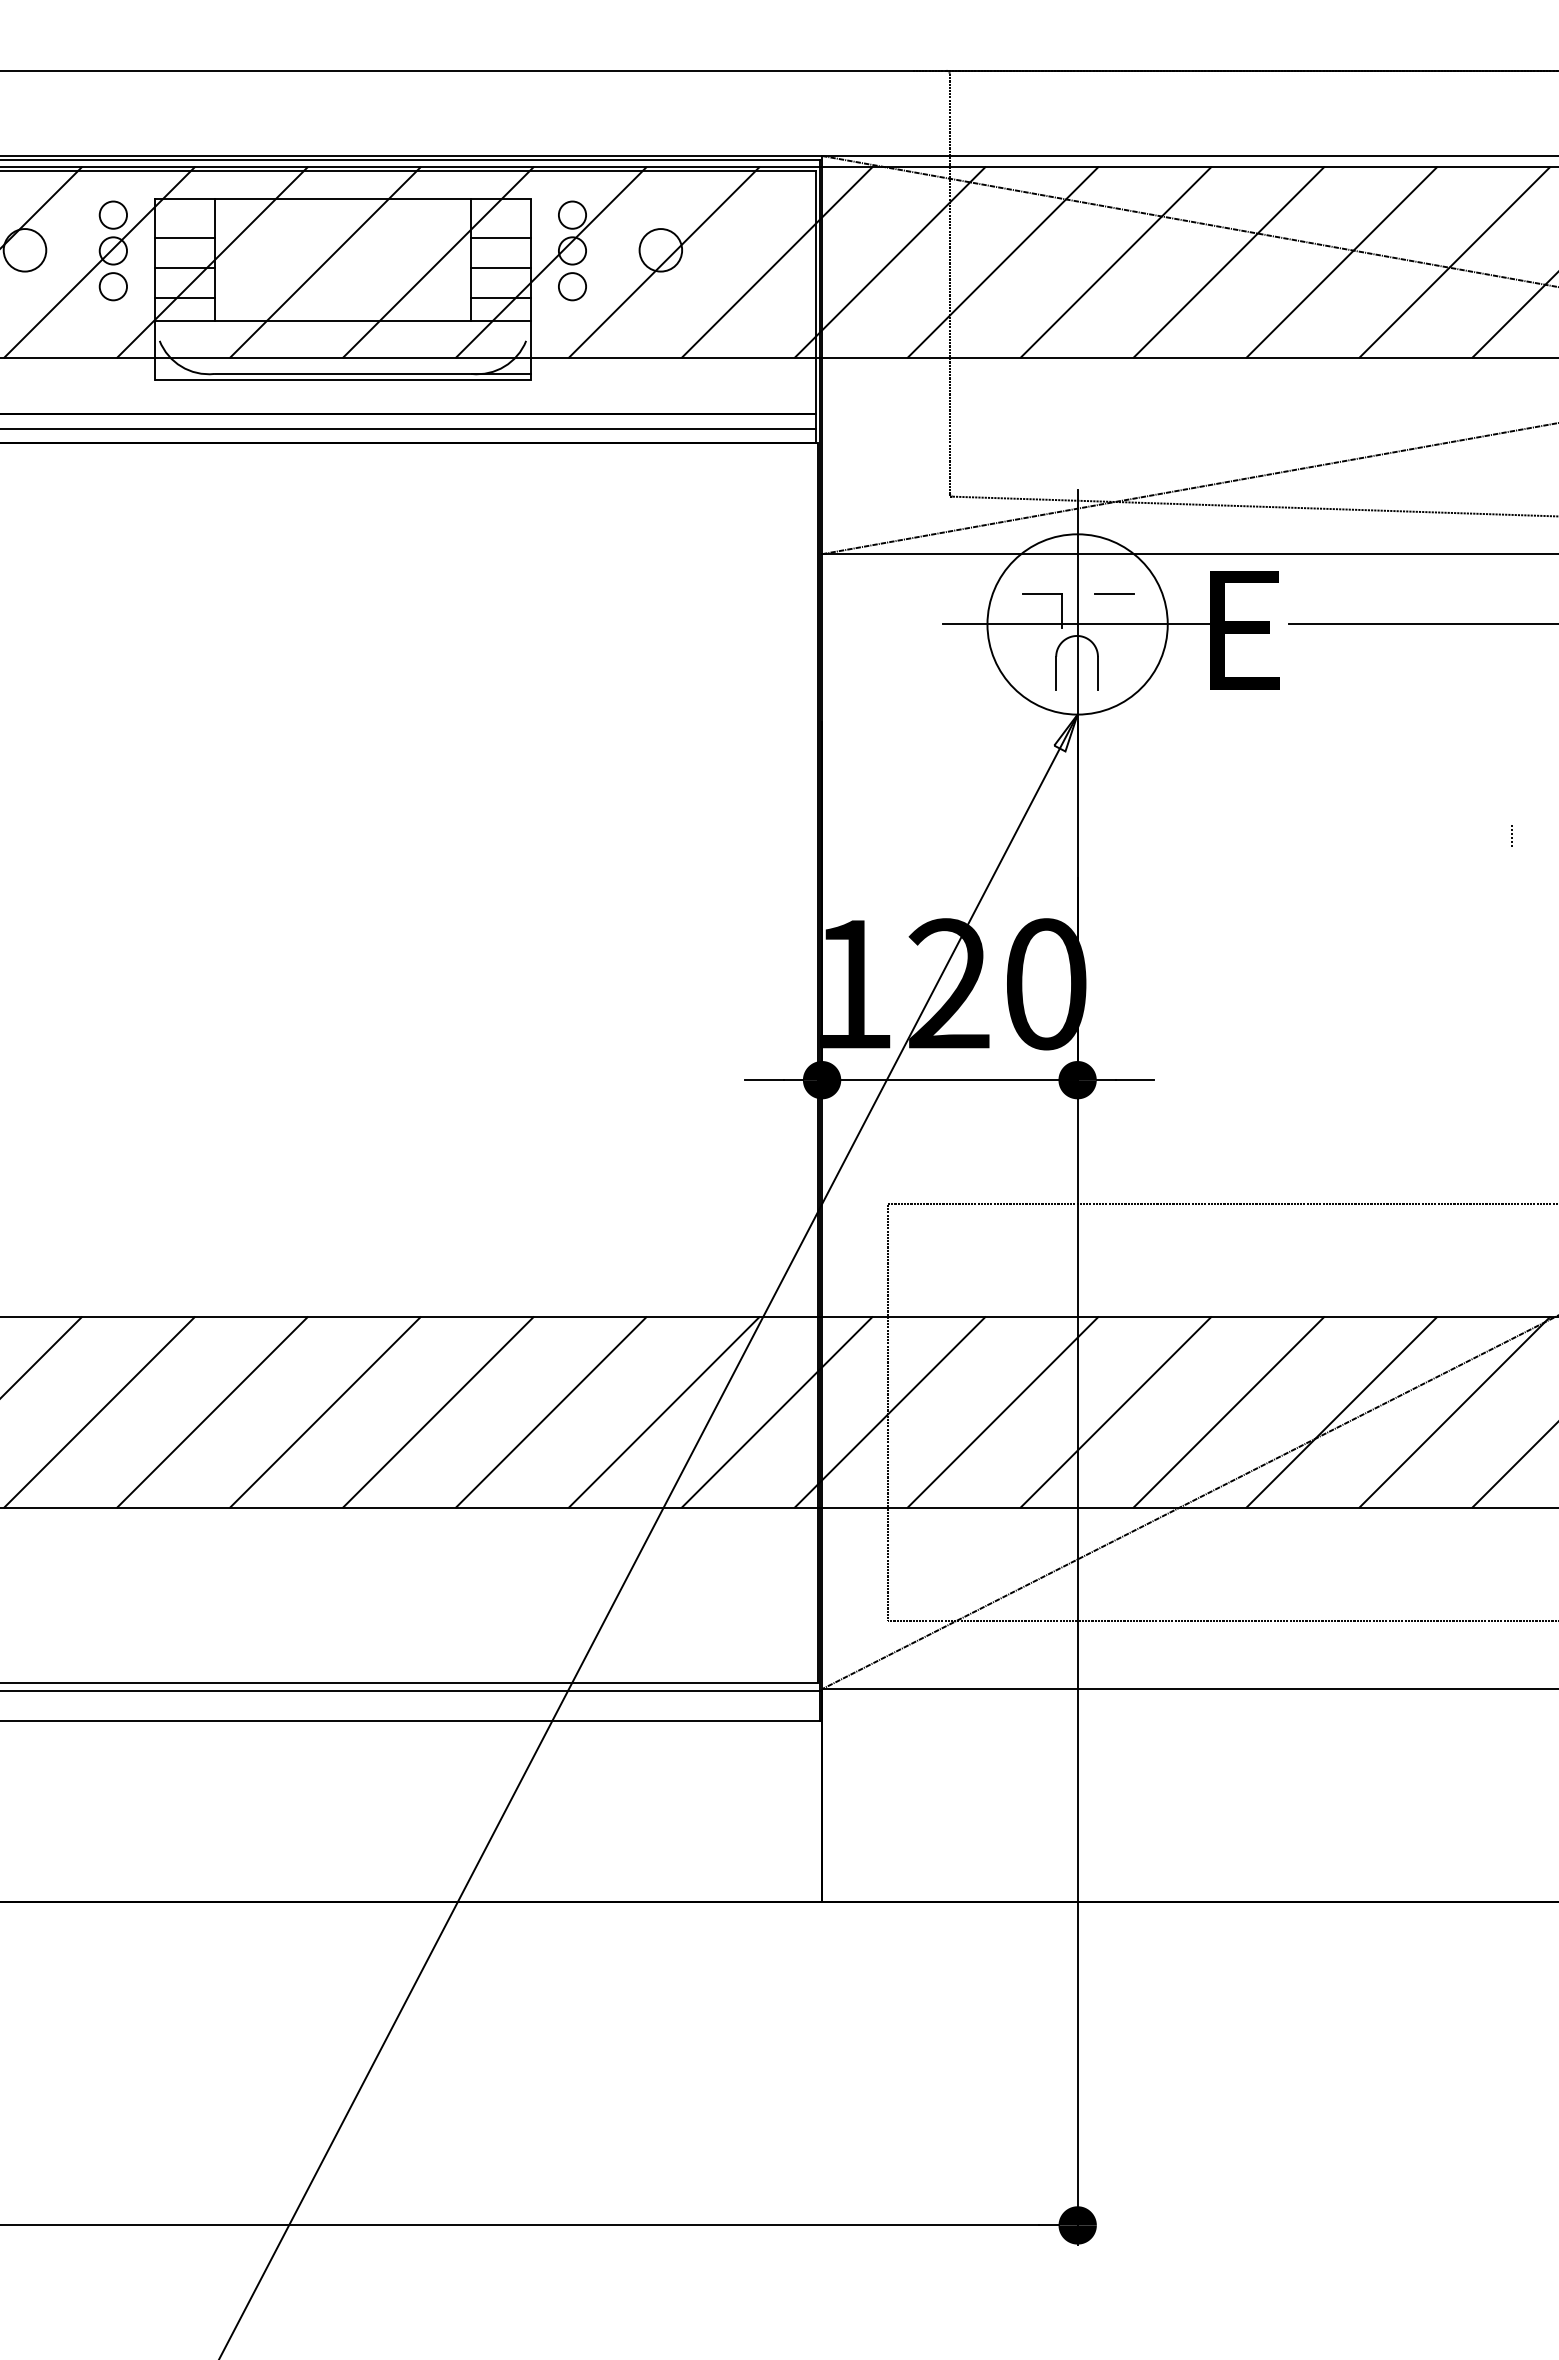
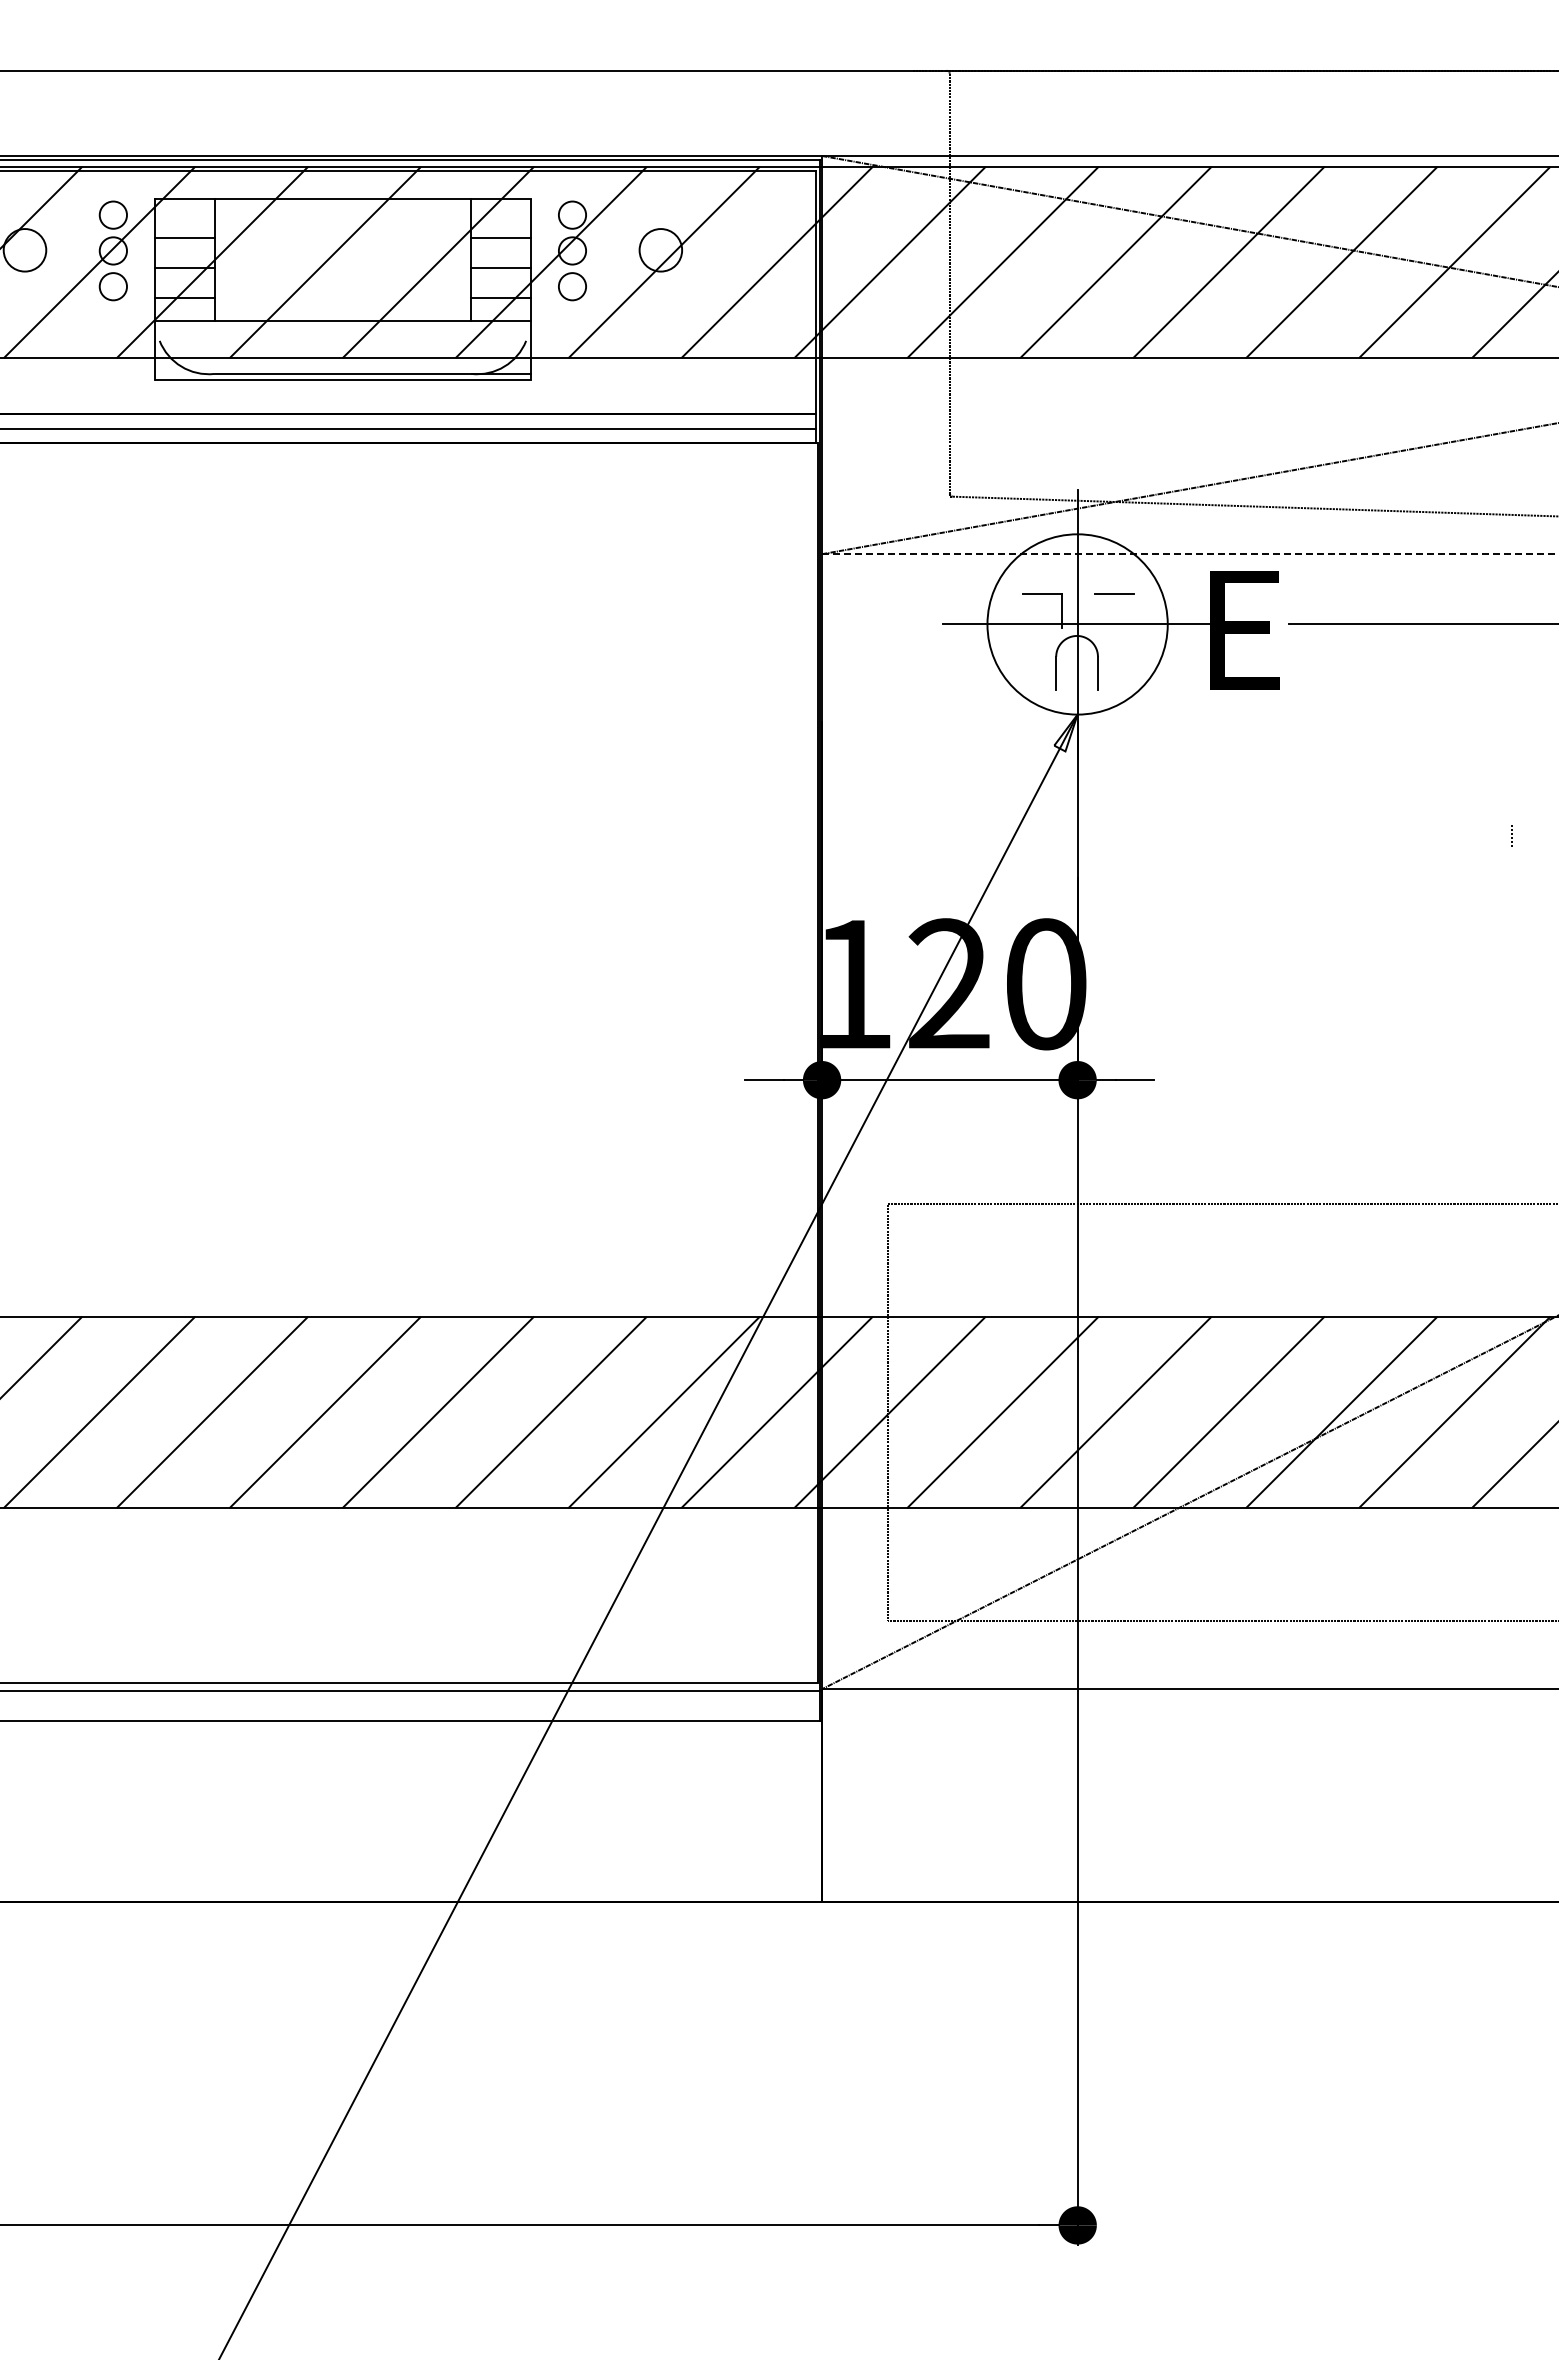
line: solid -> dashed (1190, 554)
